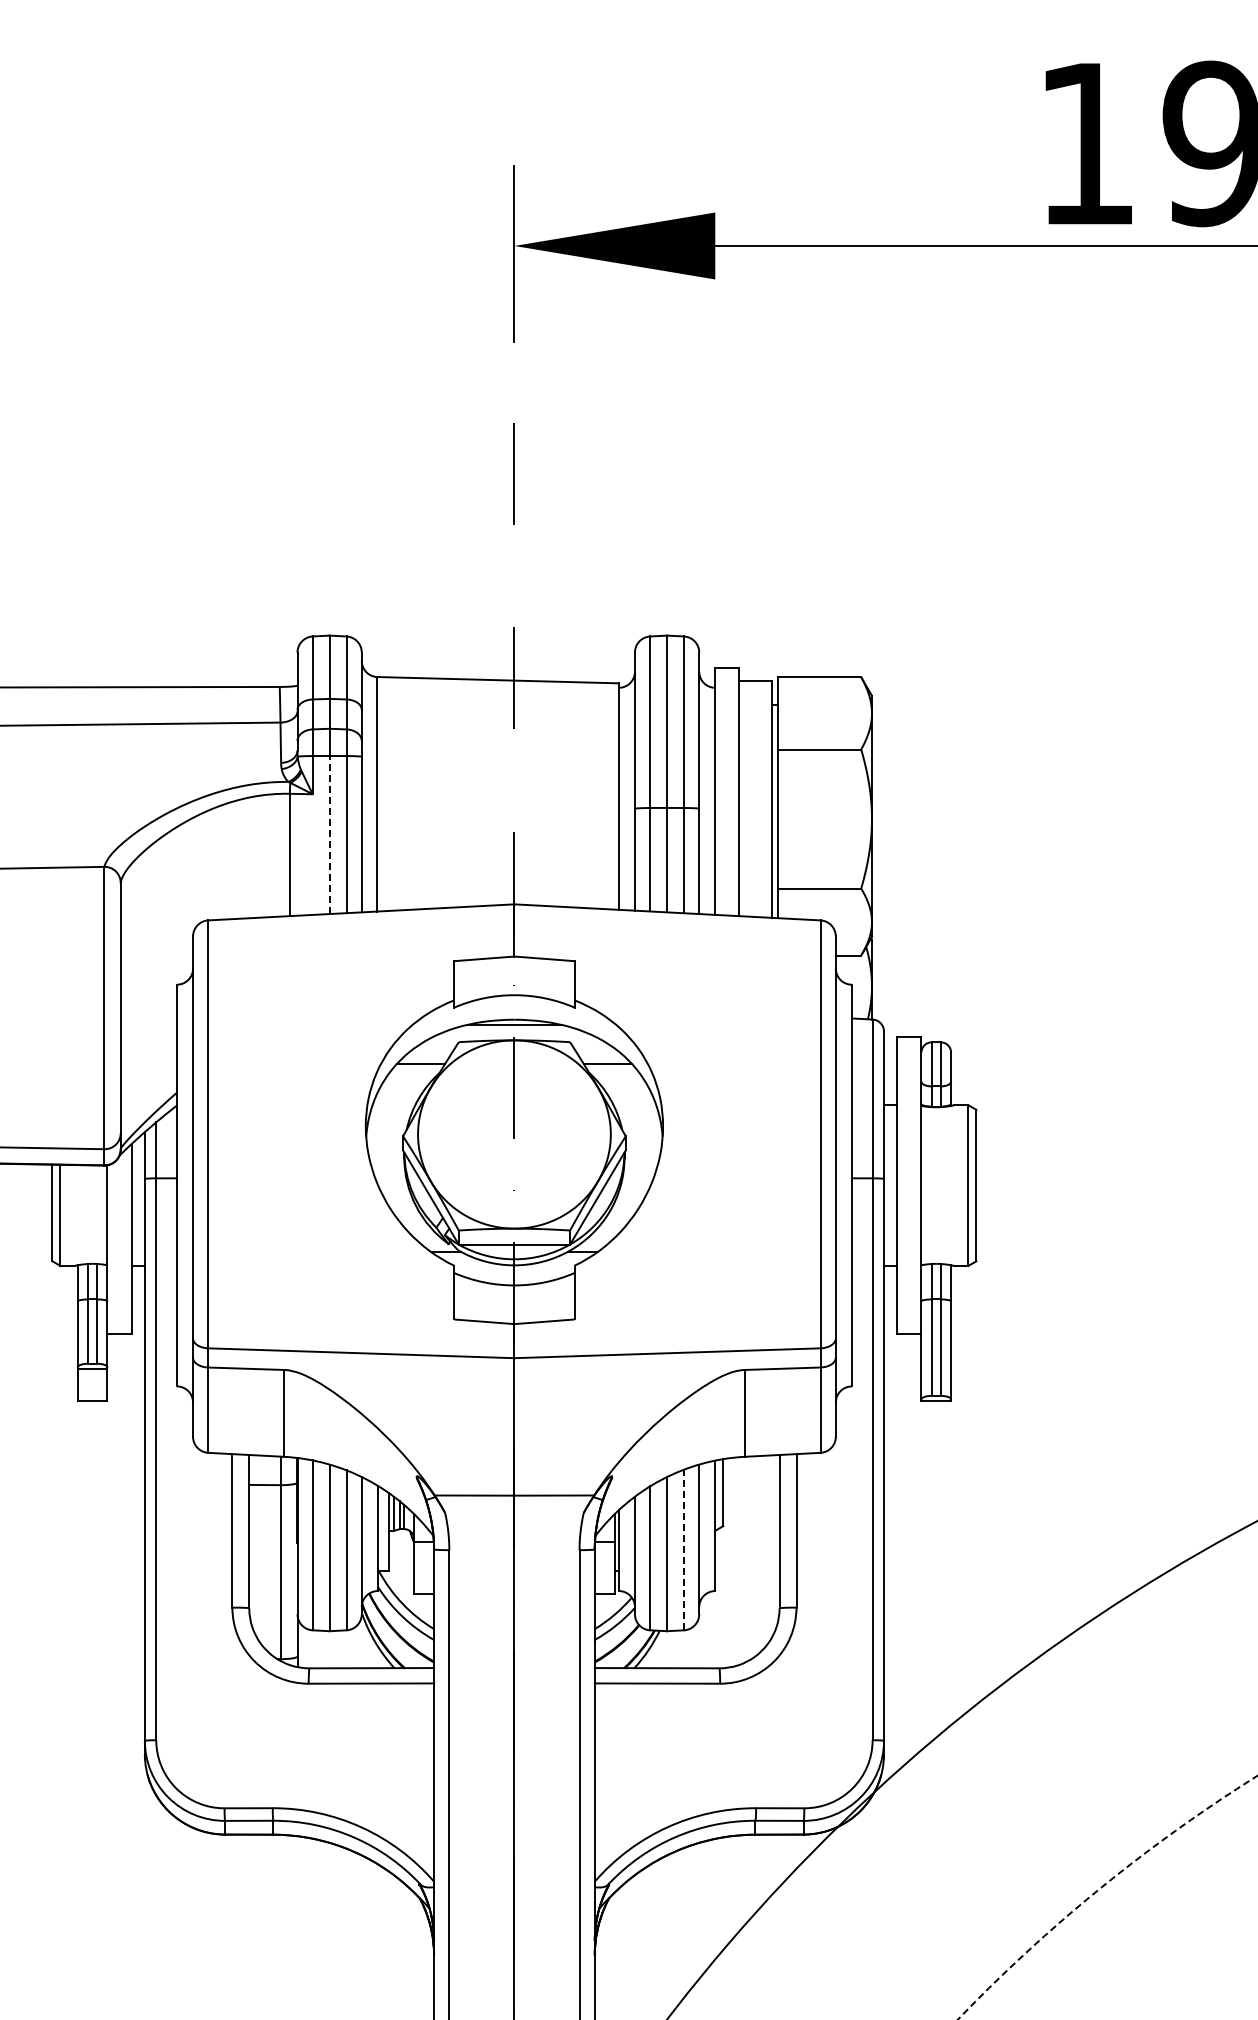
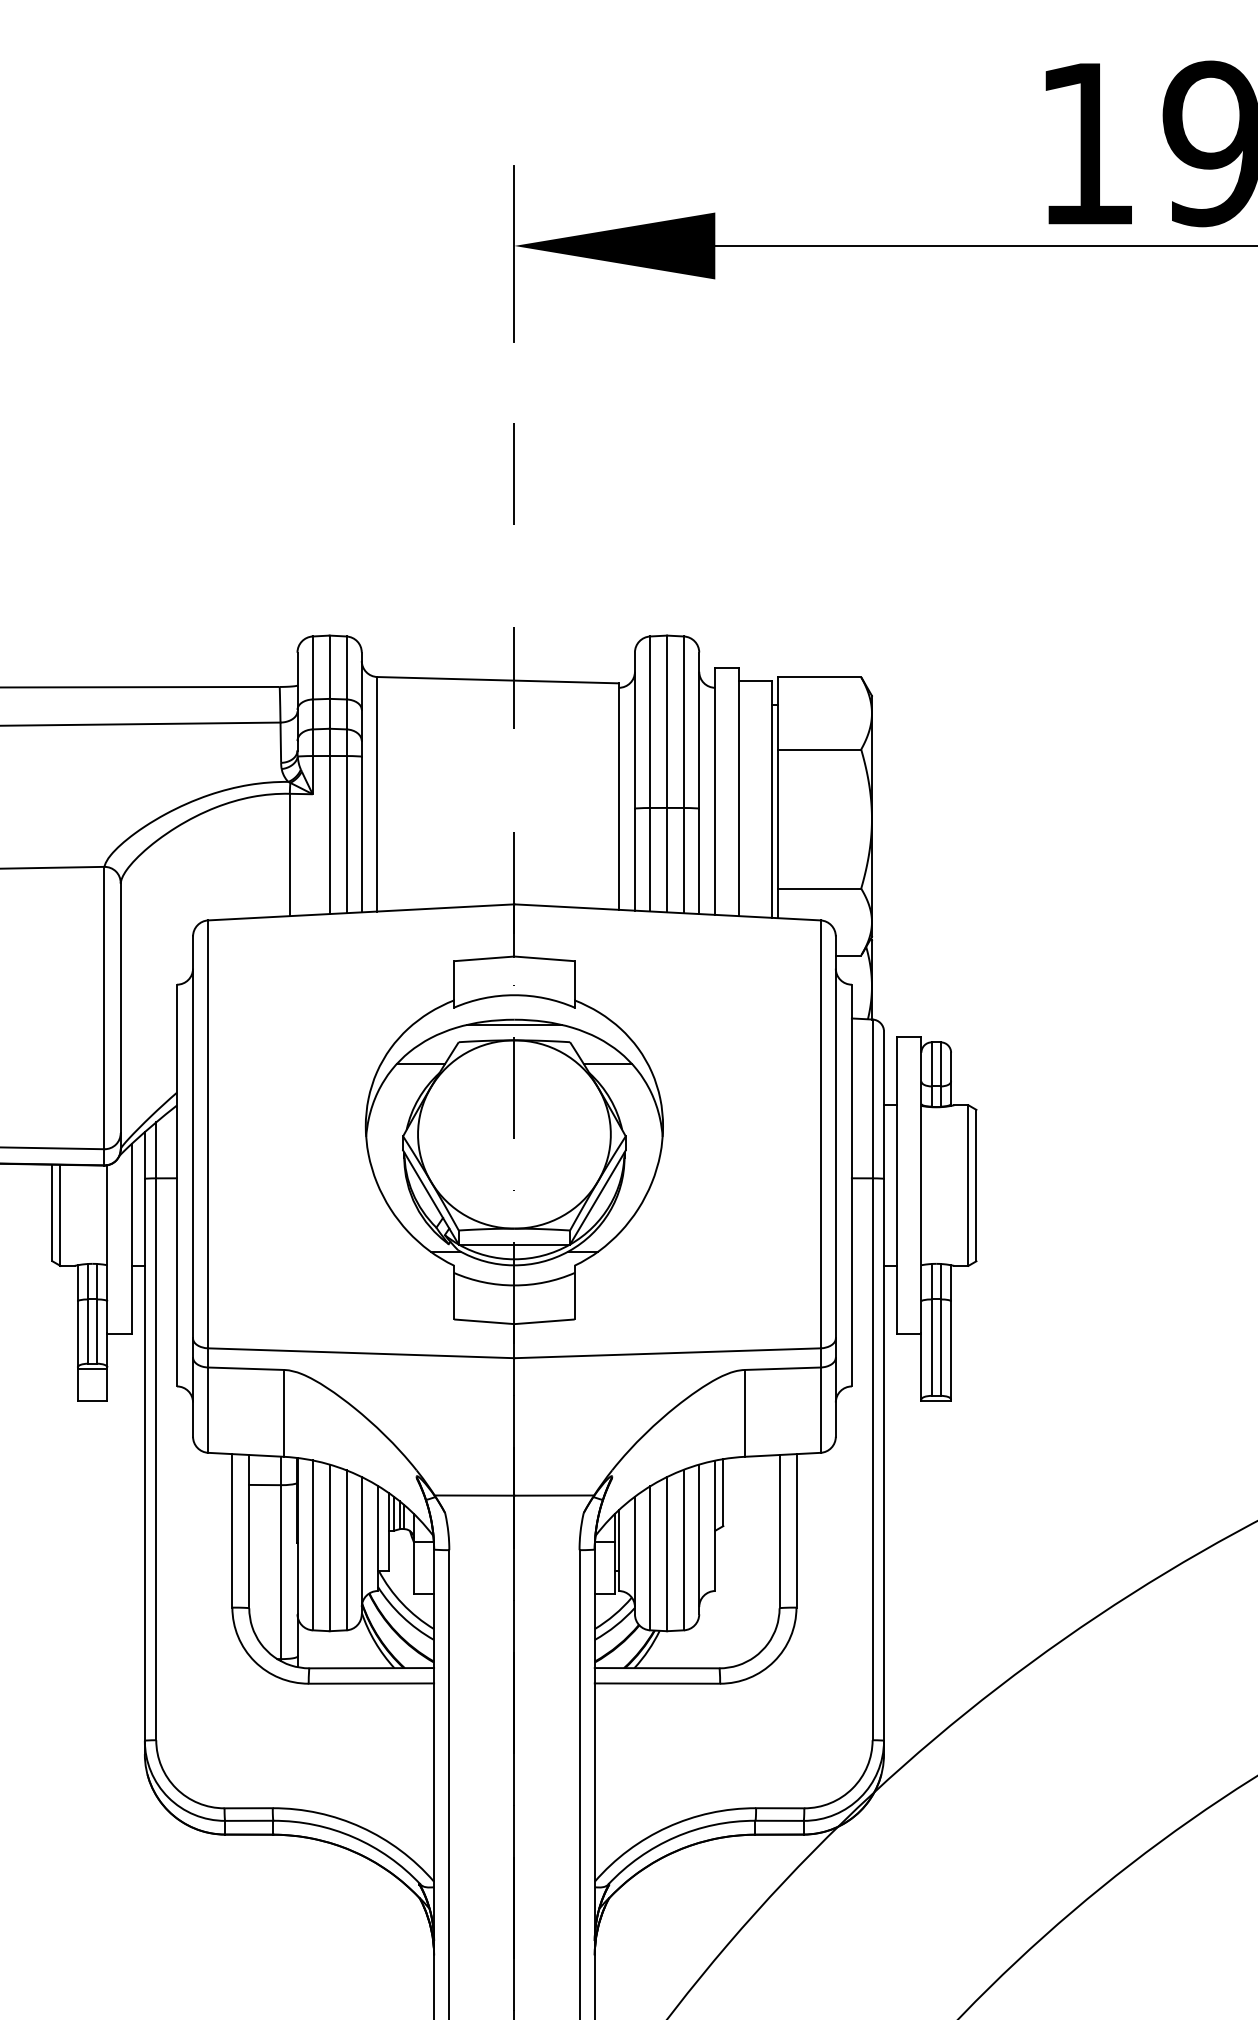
line: dashed -> solid (329, 834)
line: dashed -> solid (684, 1549)
arc: dashed -> solid (1101, 1887)
